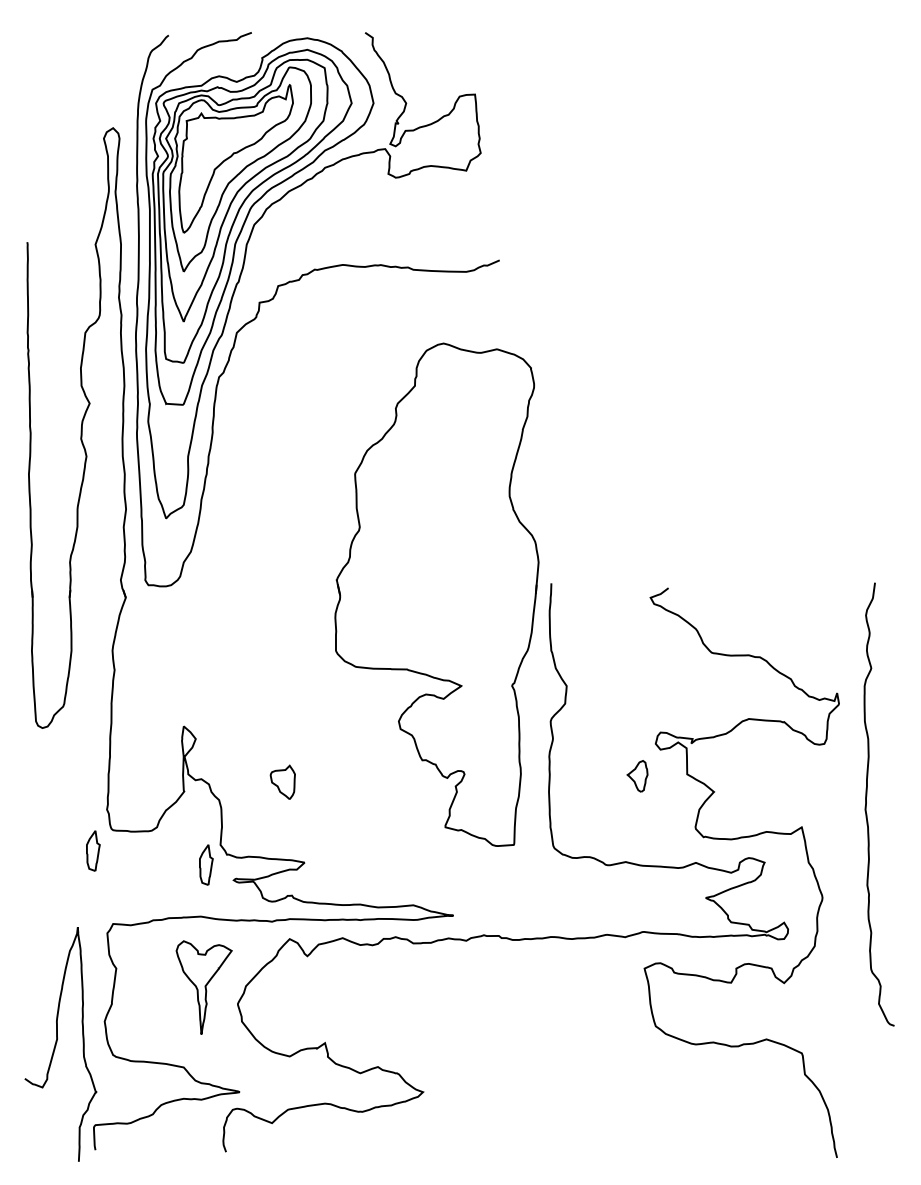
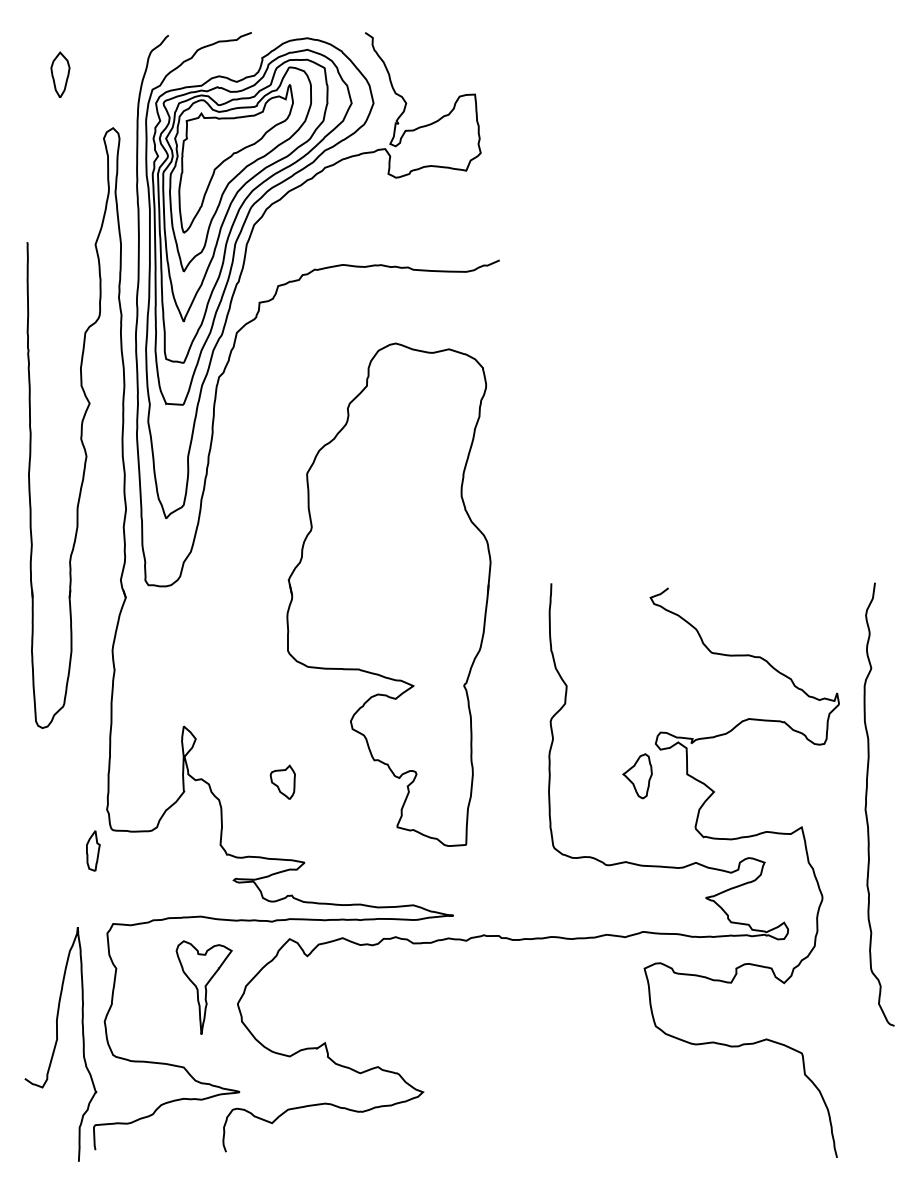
part: none -> present (60, 74)
part position: (436, 594) -> (388, 594) (388, 594)
part size: 23x33 px -> 31x47 px (637, 776)
part: present -> none (206, 864)
